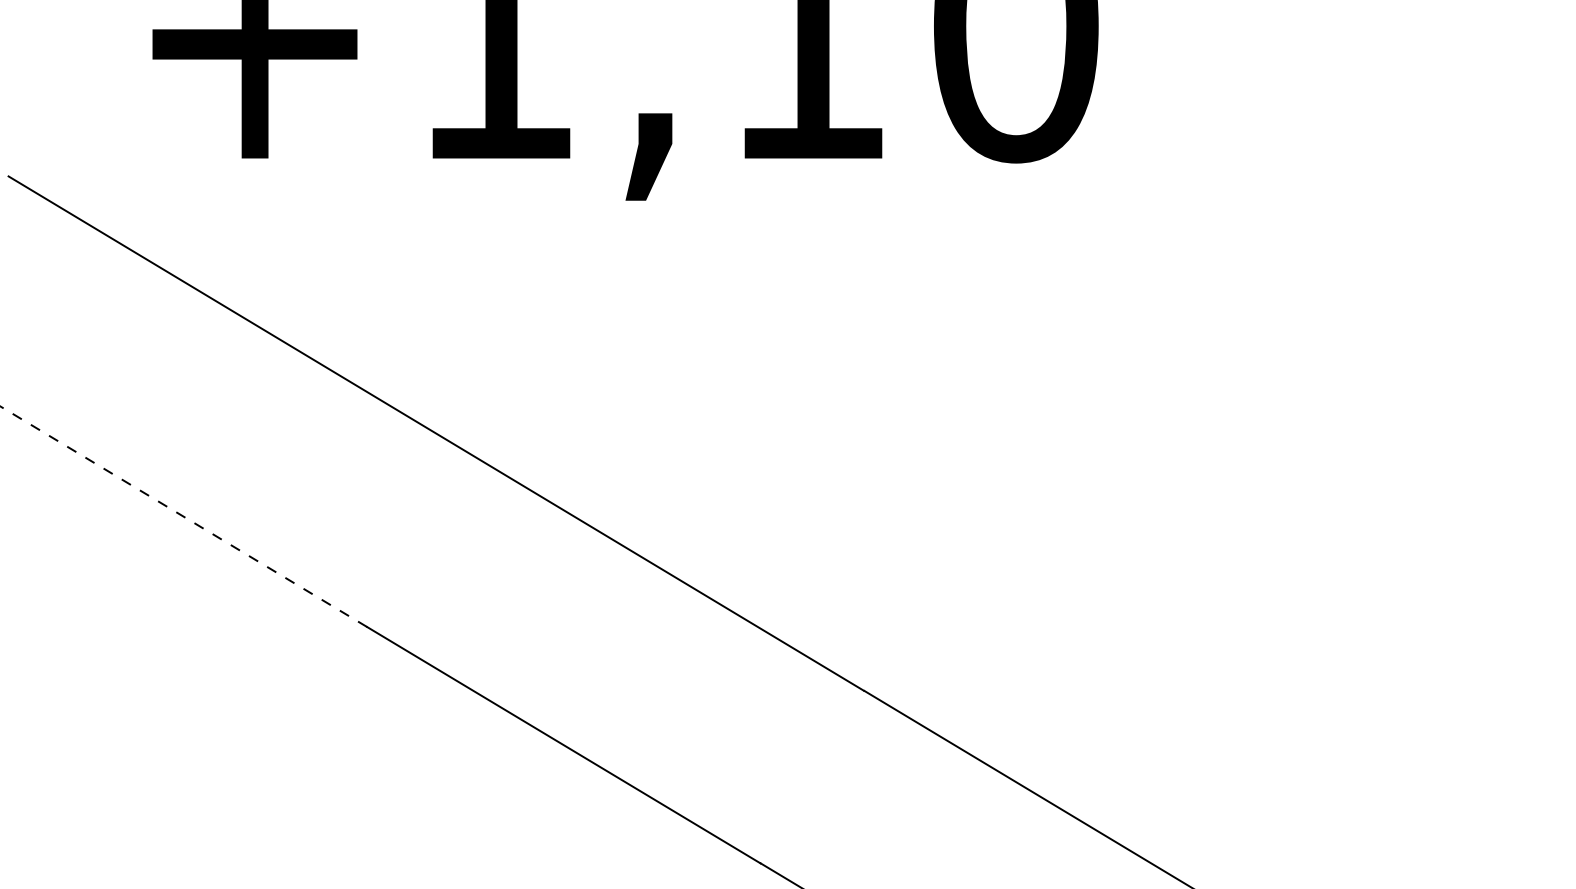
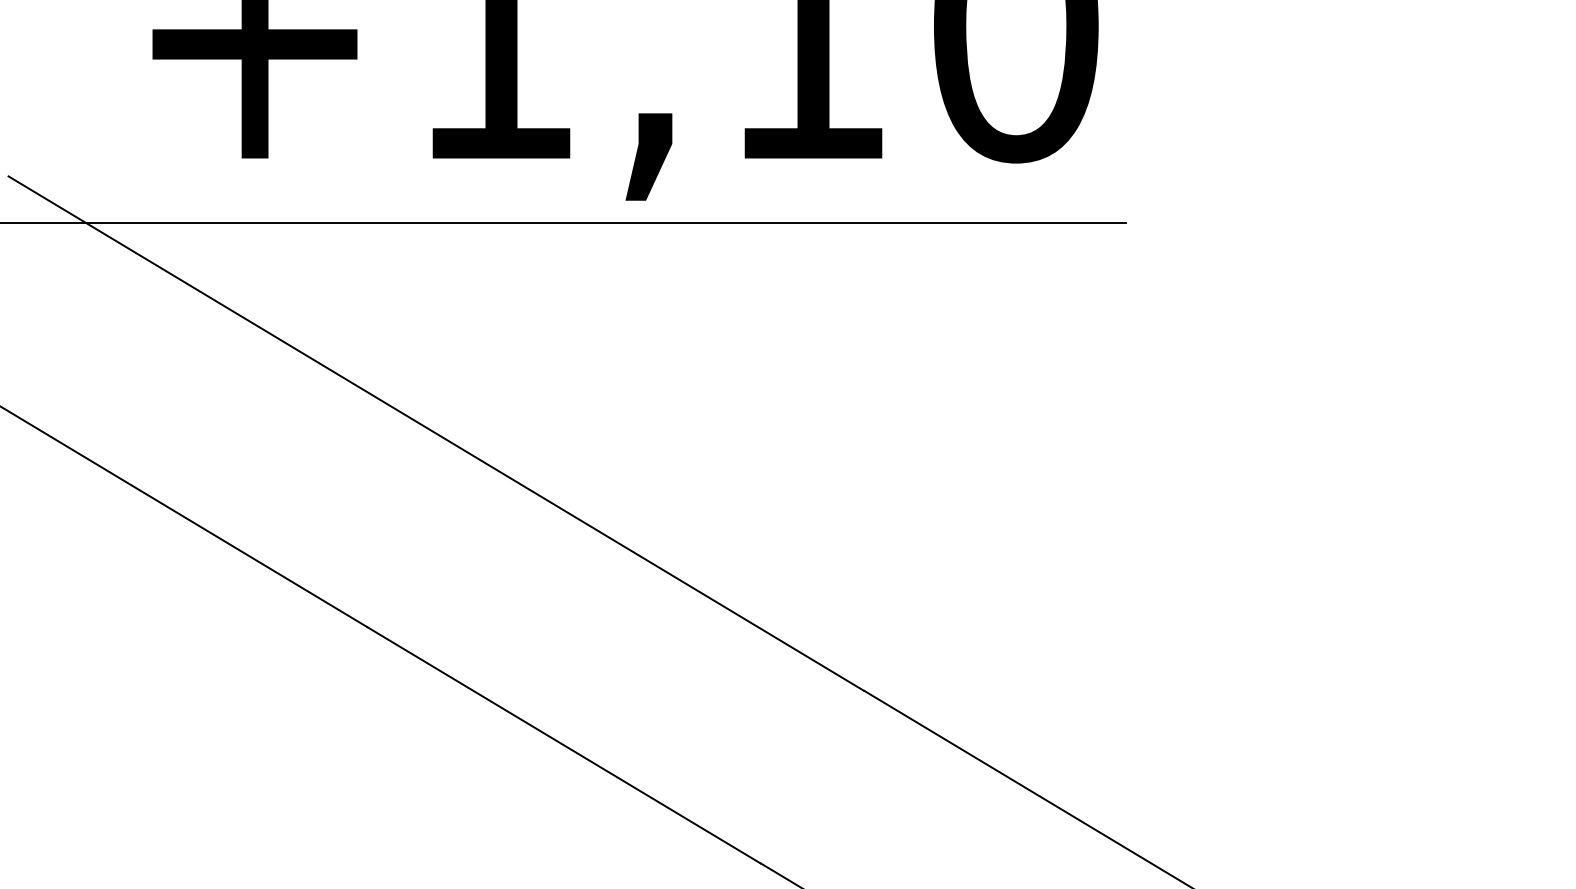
line: none -> present (563, 223)
line: dashed -> solid (183, 516)
